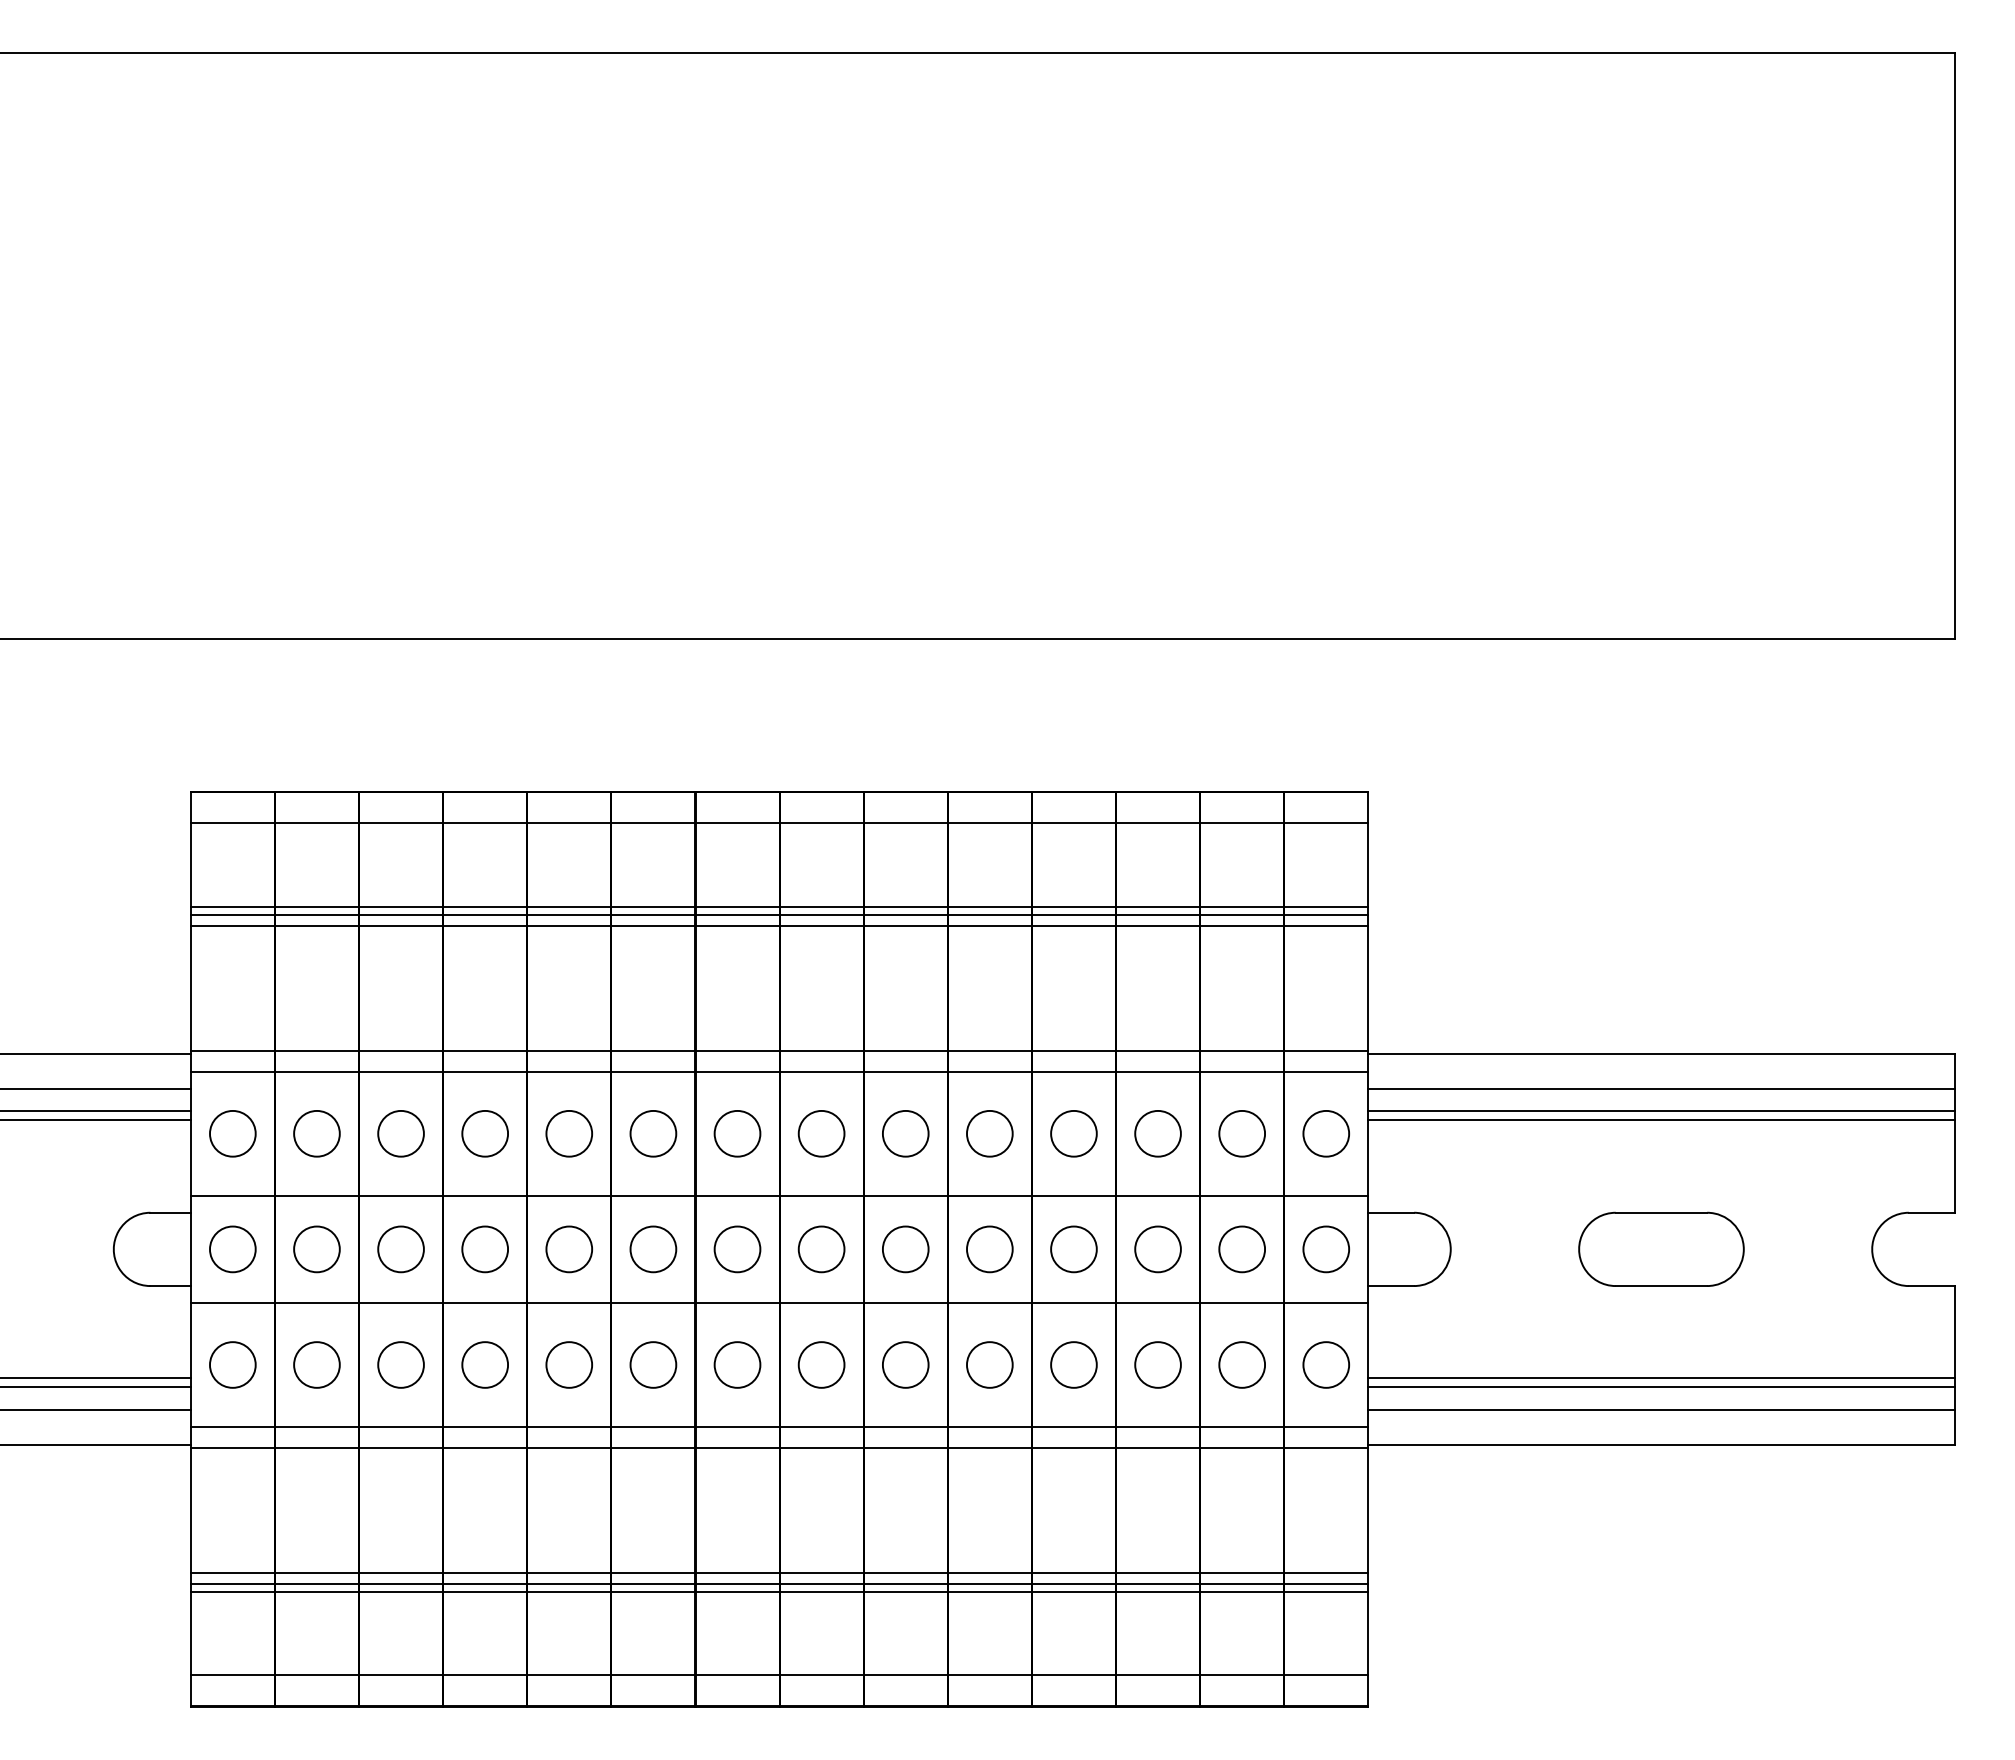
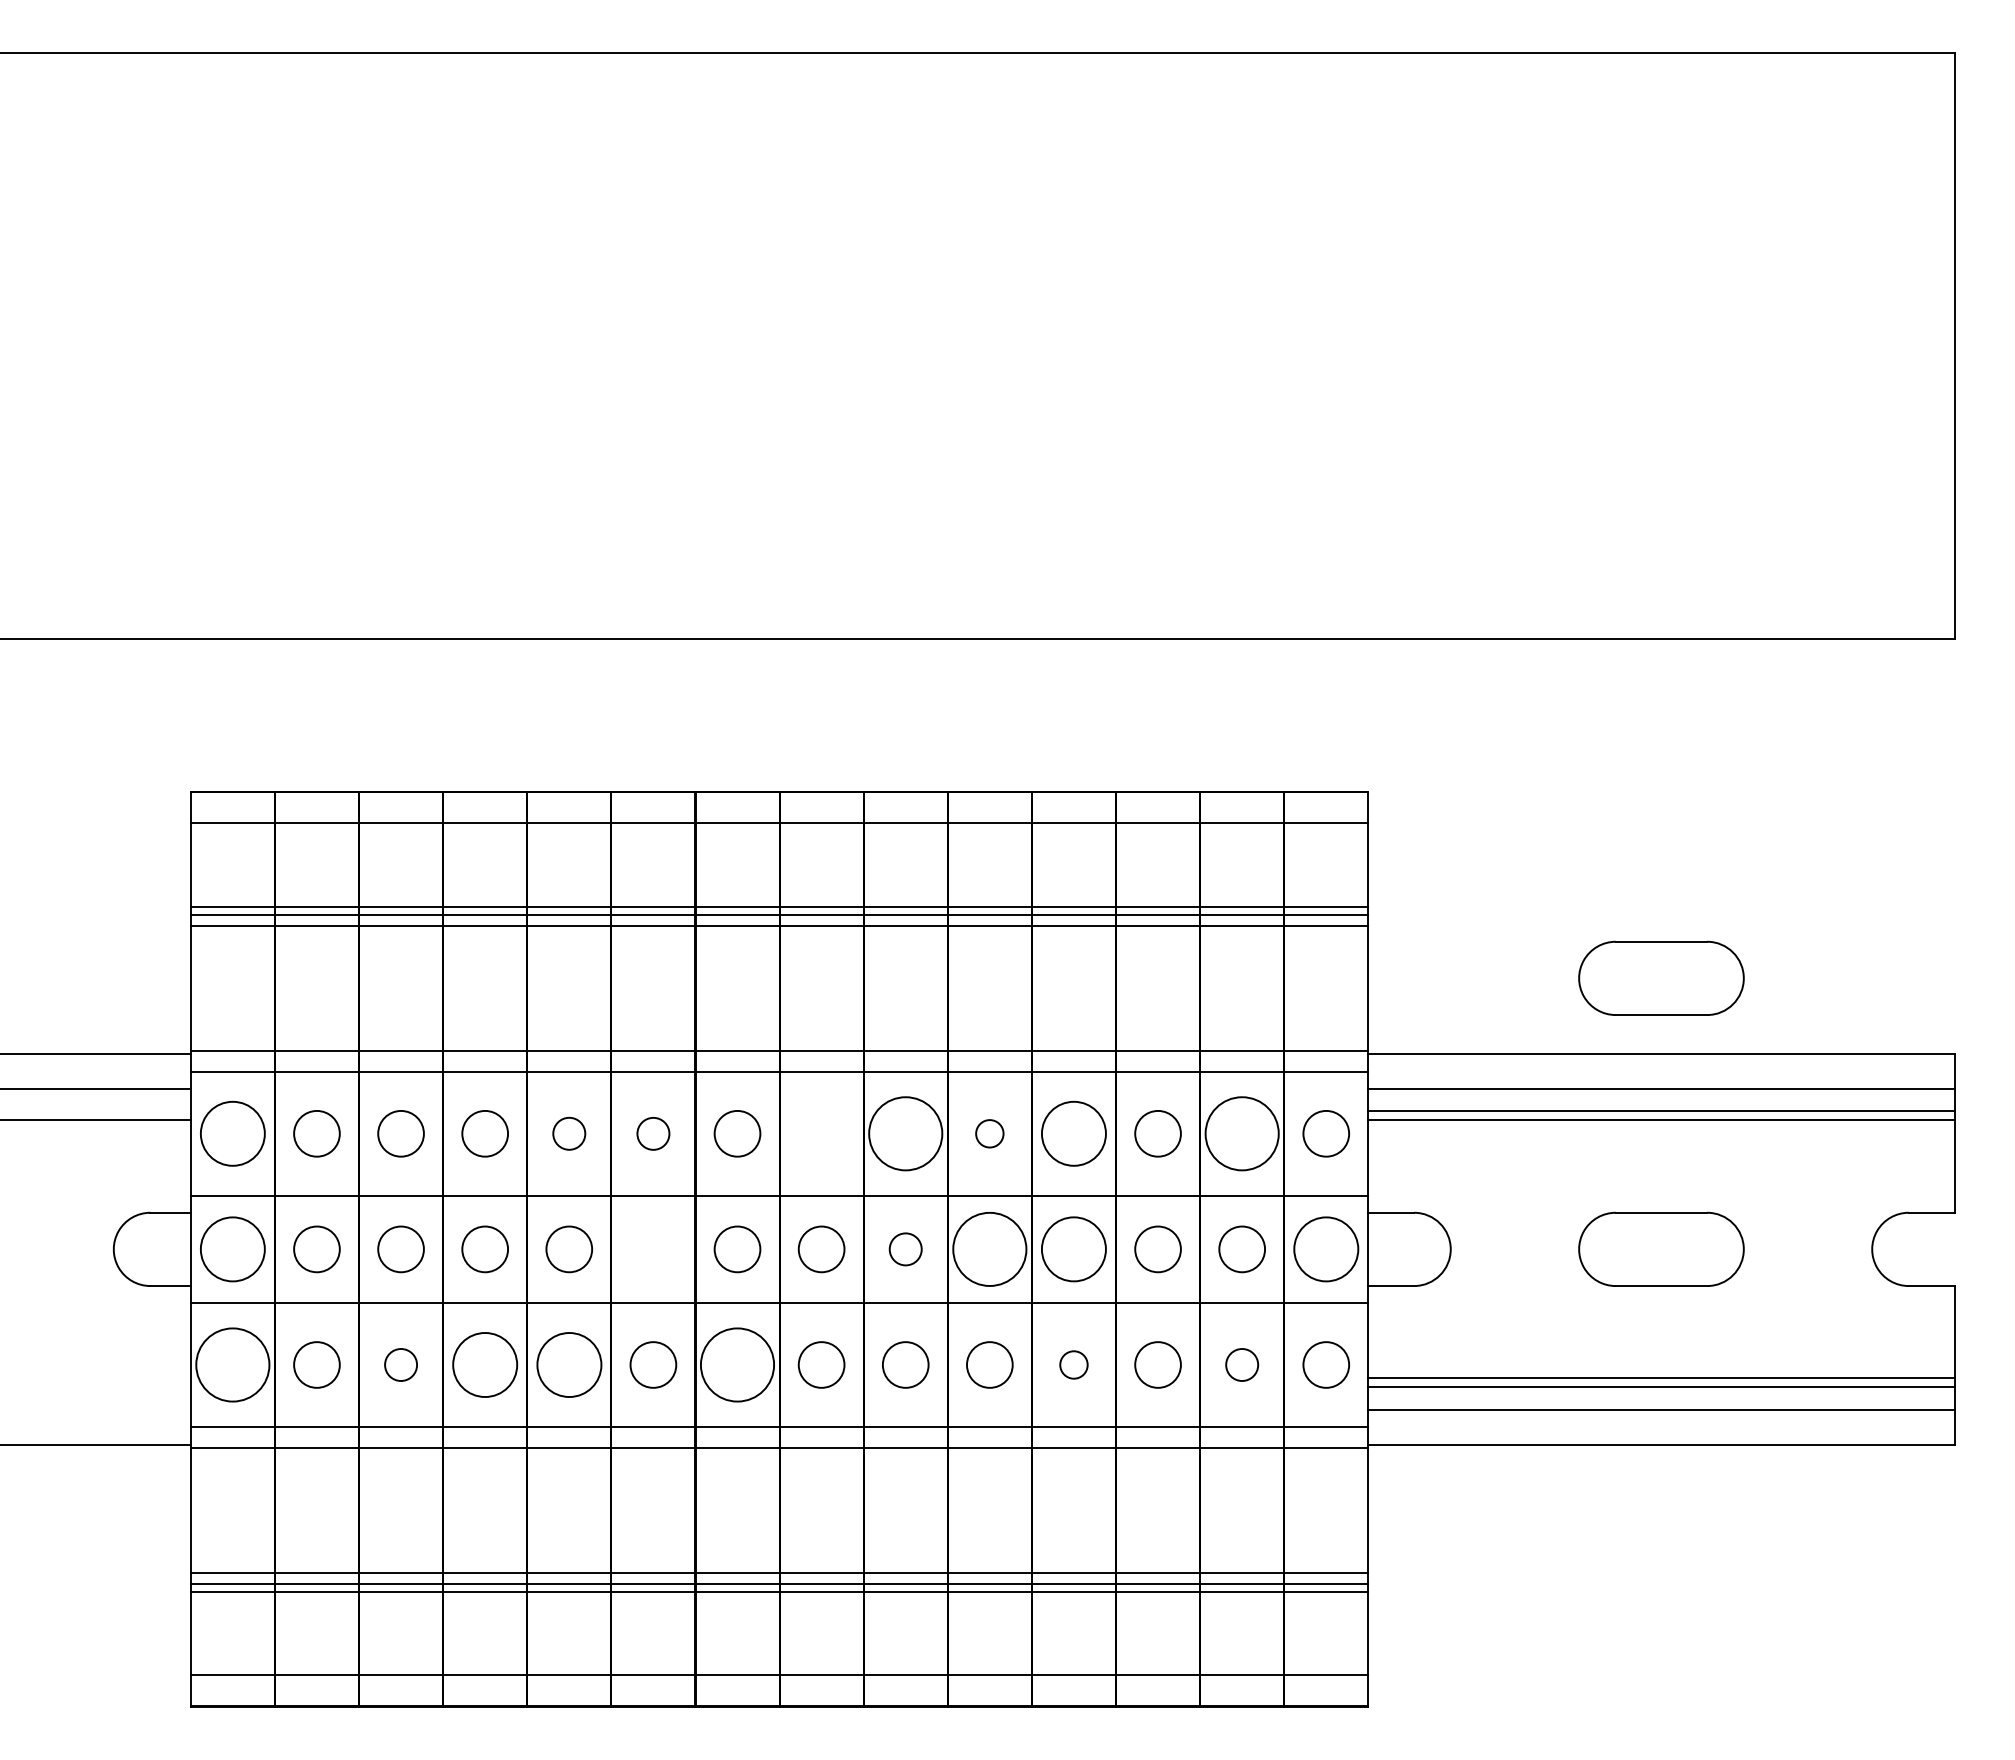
part: none -> present (1661, 977)
line: present -> none (96, 1111)
circle diameter: 46 px -> 64 px (232, 1133)
circle diameter: 46 px -> 32 px (569, 1133)
circle size: 49x48 px -> 35x34 px (653, 1133)
circle: present -> none (821, 1133)
circle diameter: 46 px -> 73 px (905, 1133)
circle diameter: 46 px -> 27 px (989, 1133)
circle diameter: 46 px -> 64 px (1073, 1133)
circle diameter: 46 px -> 73 px (1241, 1133)
circle diameter: 46 px -> 64 px (232, 1249)
circle: present -> none (653, 1249)
circle diameter: 46 px -> 32 px (905, 1249)
circle diameter: 46 px -> 73 px (989, 1248)
circle size: 48x49 px -> 66x67 px (1073, 1249)
circle diameter: 46 px -> 64 px (1326, 1249)
circle diameter: 46 px -> 73 px (232, 1364)
circle diameter: 46 px -> 32 px (401, 1365)
circle diameter: 46 px -> 64 px (485, 1365)
circle size: 48x48 px -> 67x66 px (569, 1364)
circle diameter: 46 px -> 73 px (737, 1364)
circle diameter: 46 px -> 27 px (1073, 1364)
circle diameter: 46 px -> 32 px (1242, 1365)
line: present -> none (96, 1378)
line: present -> none (96, 1387)
line: present -> none (96, 1410)
